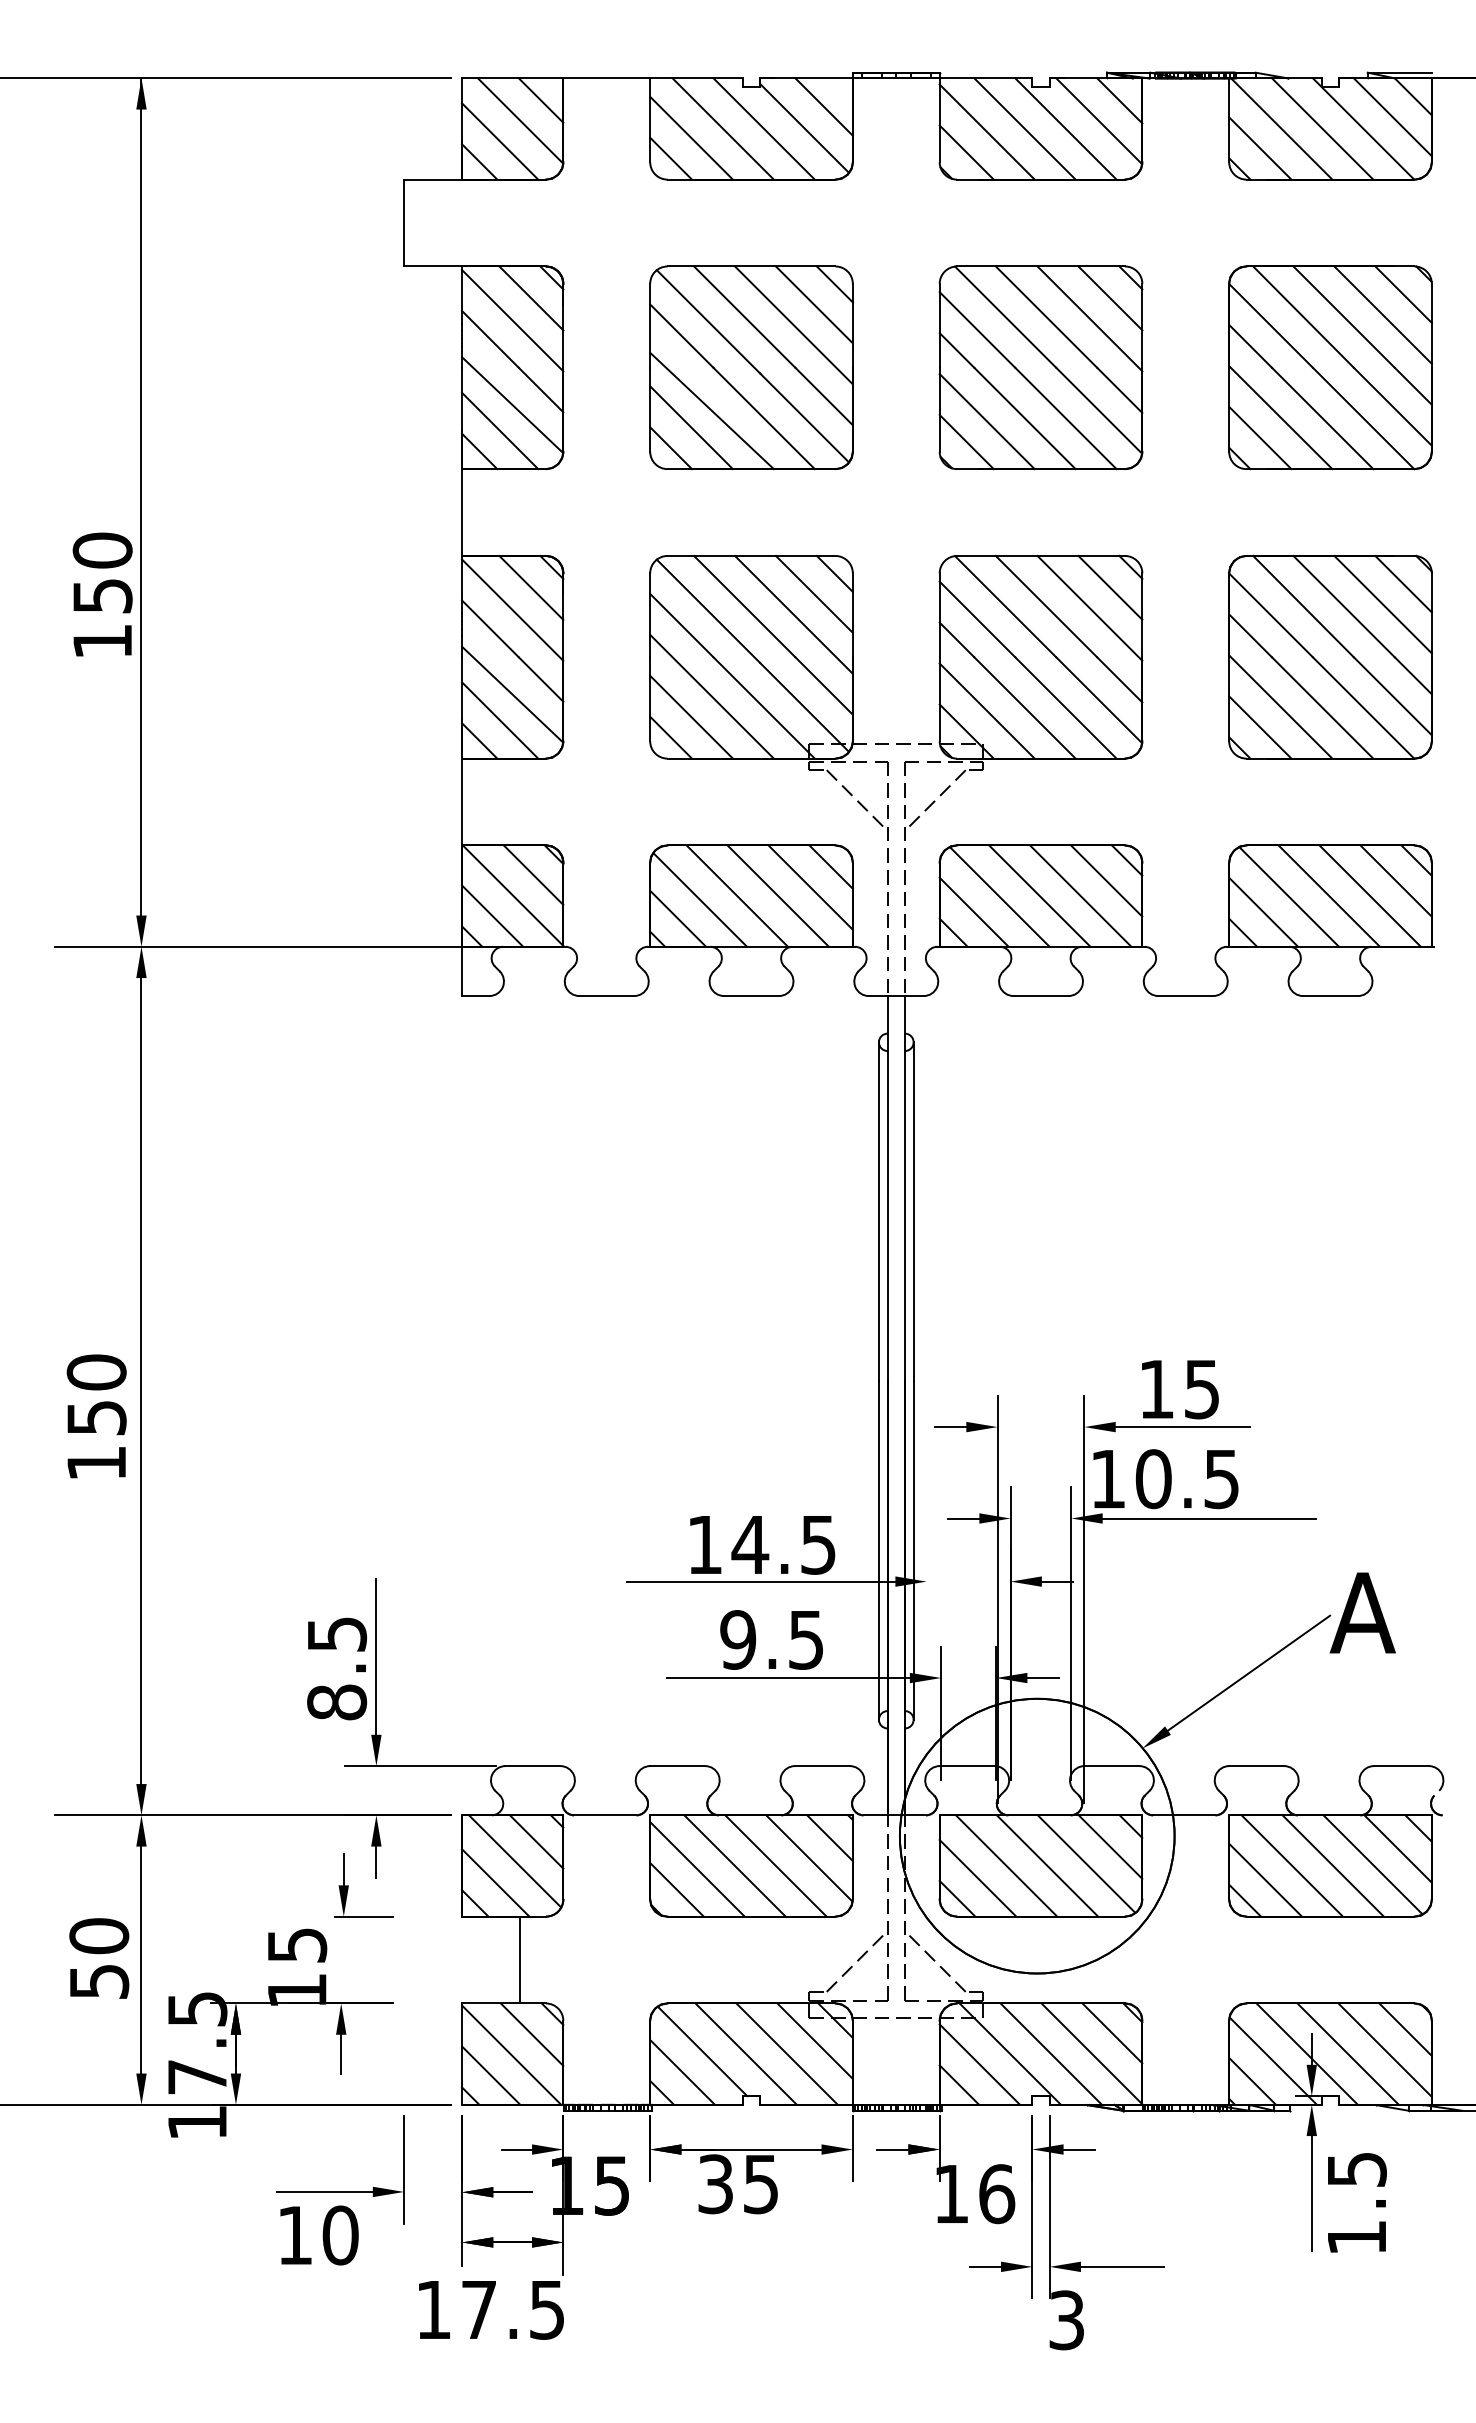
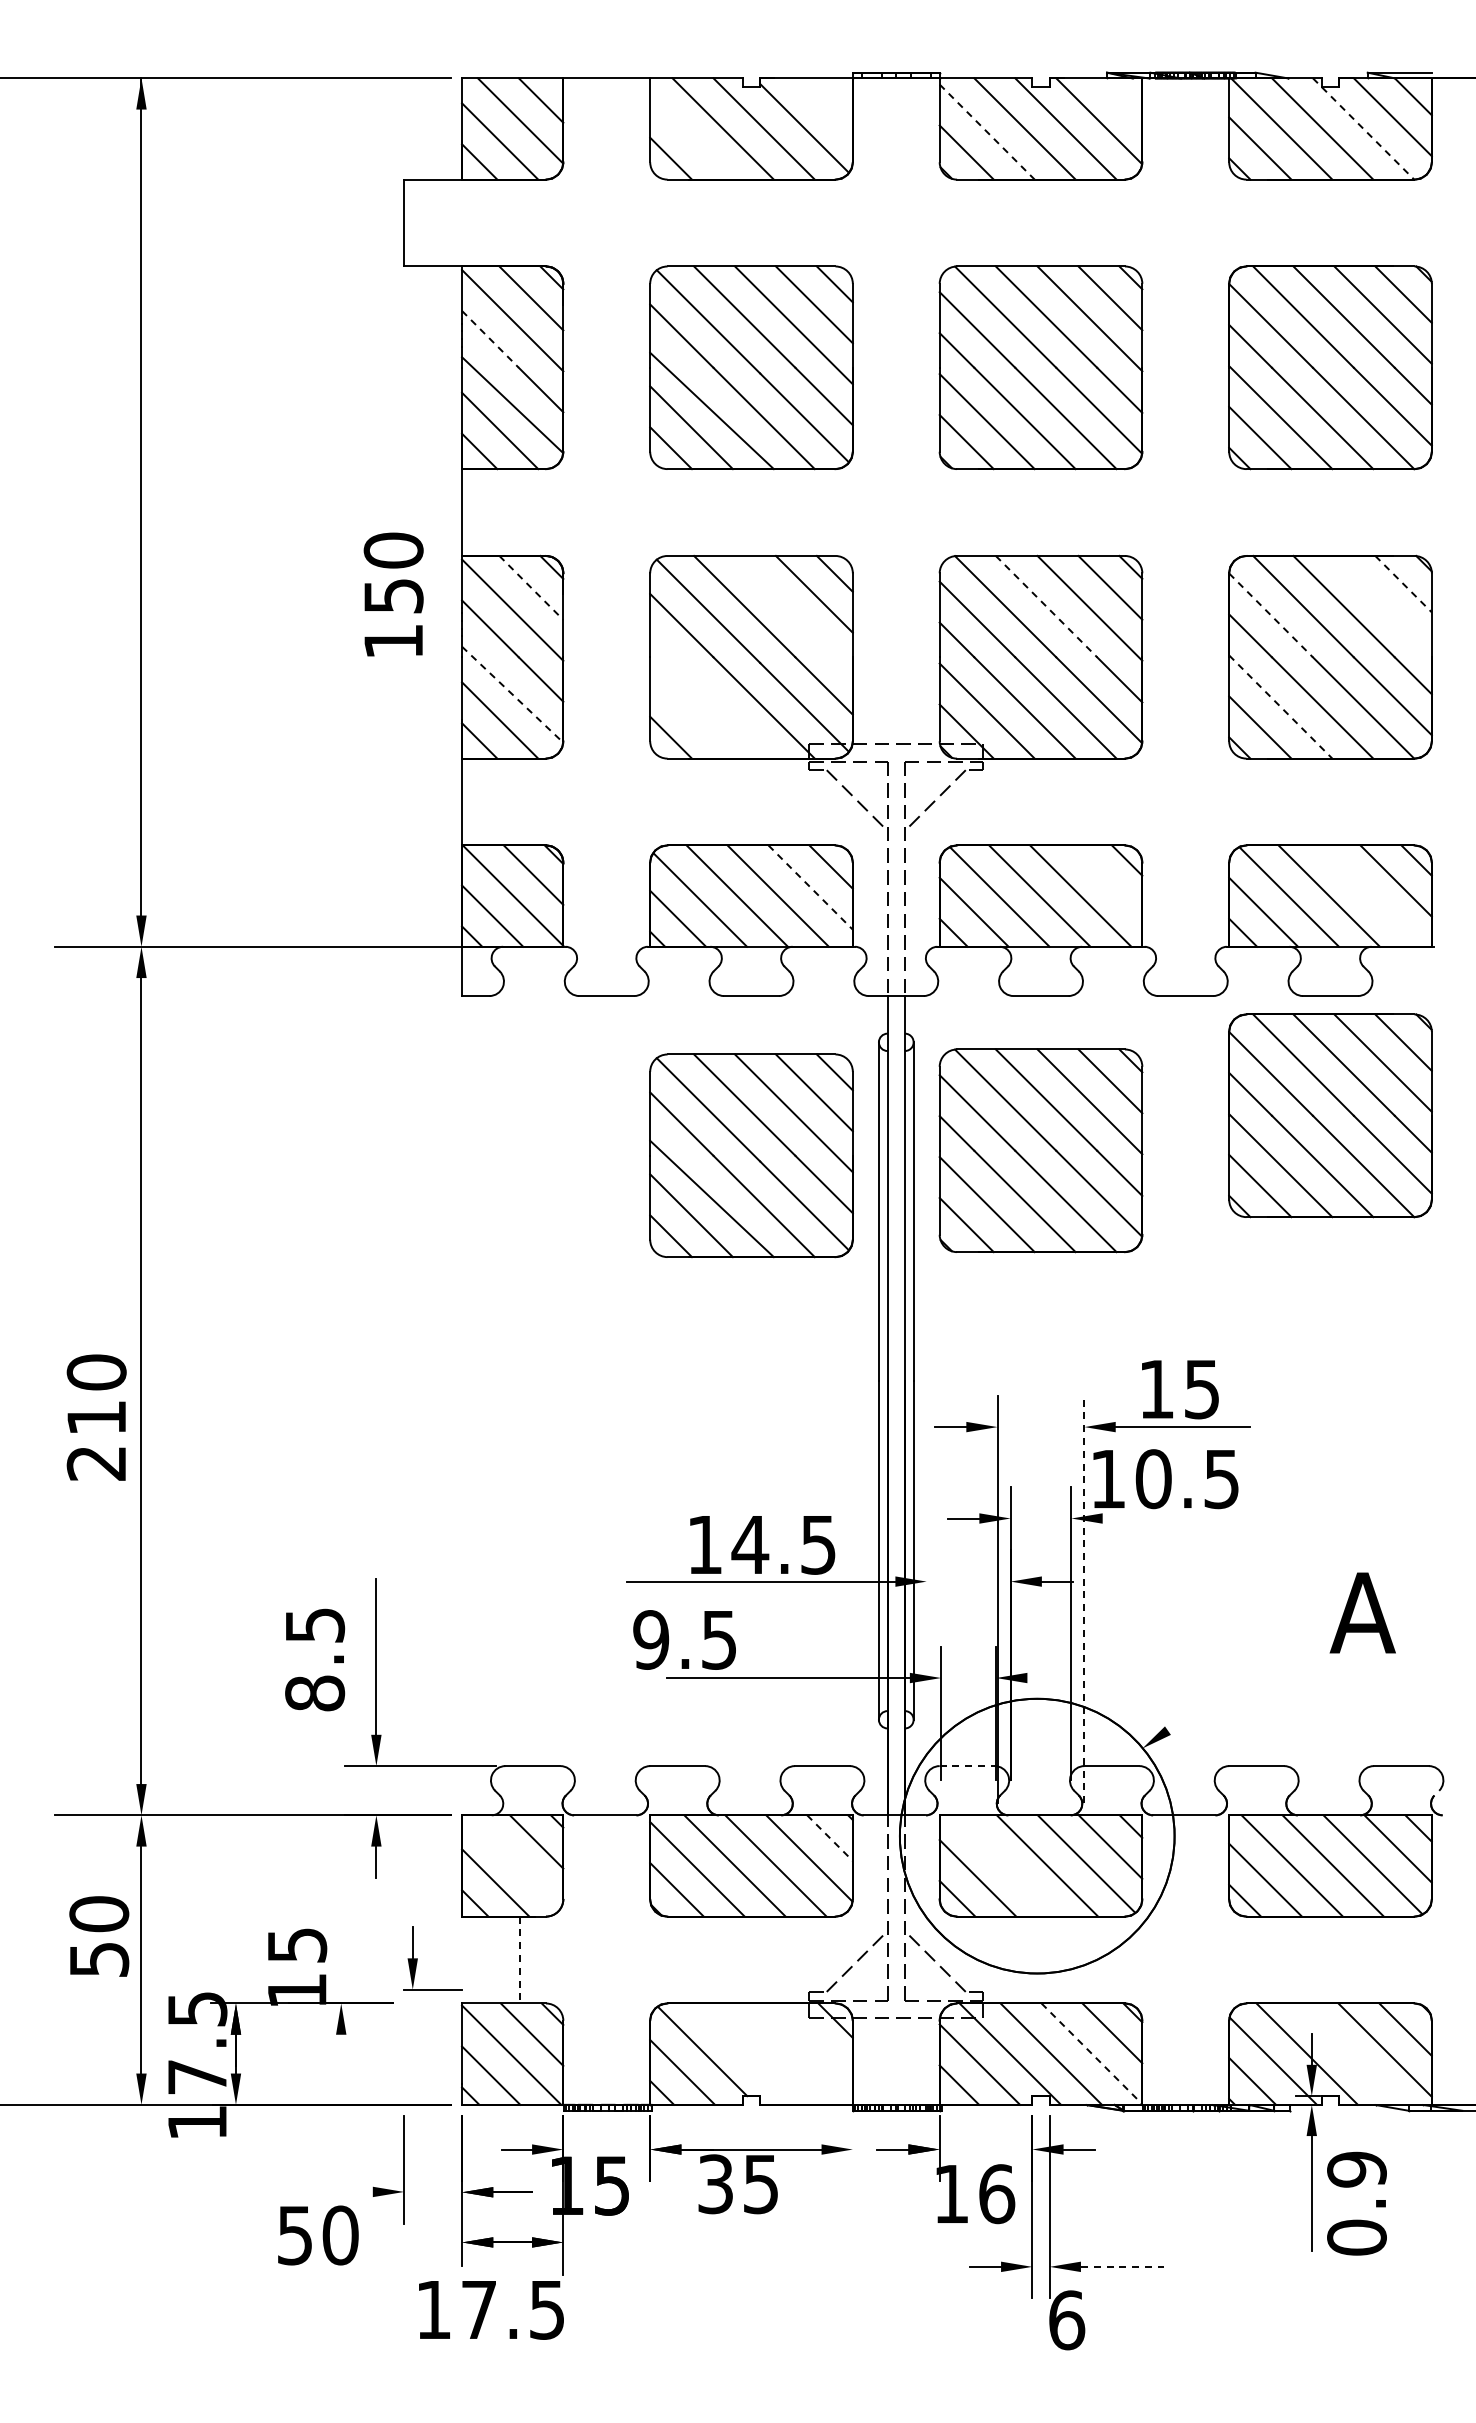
line: present -> none (1119, 100)
line: present -> none (823, 106)
line: solid -> dashed (1363, 128)
line: solid -> dashed (987, 132)
line: present -> none (691, 137)
line: solid -> dashed (490, 339)
line: solid -> dashed (1403, 584)
line: solid -> dashed (531, 588)
text position: (102, 594) -> (393, 594) (393, 594)
line: present -> none (1382, 604)
line: solid -> dashed (1046, 606)
line: present -> none (793, 614)
line: solid -> dashed (1271, 615)
line: solid -> dashed (512, 694)
line: present -> none (711, 696)
line: solid -> dashed (1280, 707)
line: present -> none (691, 716)
line: present -> none (1106, 880)
line: solid -> dashed (810, 887)
line: present -> none (1369, 895)
part: none -> present (1330, 1115)
part: none -> present (1040, 1150)
part: none -> present (751, 1155)
text: 150 -> 210 (96, 1440)
line: present -> none (1208, 1518)
line: solid -> dashed (1084, 1599)
text position: (771, 1639) -> (684, 1639) (684, 1639)
text position: (337, 1668) -> (315, 1659) (315, 1659)
line: present -> none (1249, 1672)
line: present -> none (1042, 1678)
line: solid -> dashed (967, 1766)
line: solid -> dashed (830, 1838)
line: present -> none (515, 1861)
line: present -> none (1006, 1865)
part position: (348, 1885) -> (417, 1958) (417, 1958)
text position: (99, 1958) -> (99, 1936) (99, 1936)
line: solid -> dashed (519, 1960)
line: present -> none (814, 2040)
line: present -> none (341, 2053)
line: present -> none (745, 2053)
line: present -> none (786, 2053)
line: present -> none (1347, 2053)
line: solid -> dashed (1092, 2054)
line: present -> none (852, 2147)
line: present -> none (324, 2191)
text: 1.5 -> 0.9 (1356, 2203)
text: 10 -> 50 (294, 2235)
line: solid -> dashed (1122, 2266)
text: 3 -> 6 (1067, 2320)
